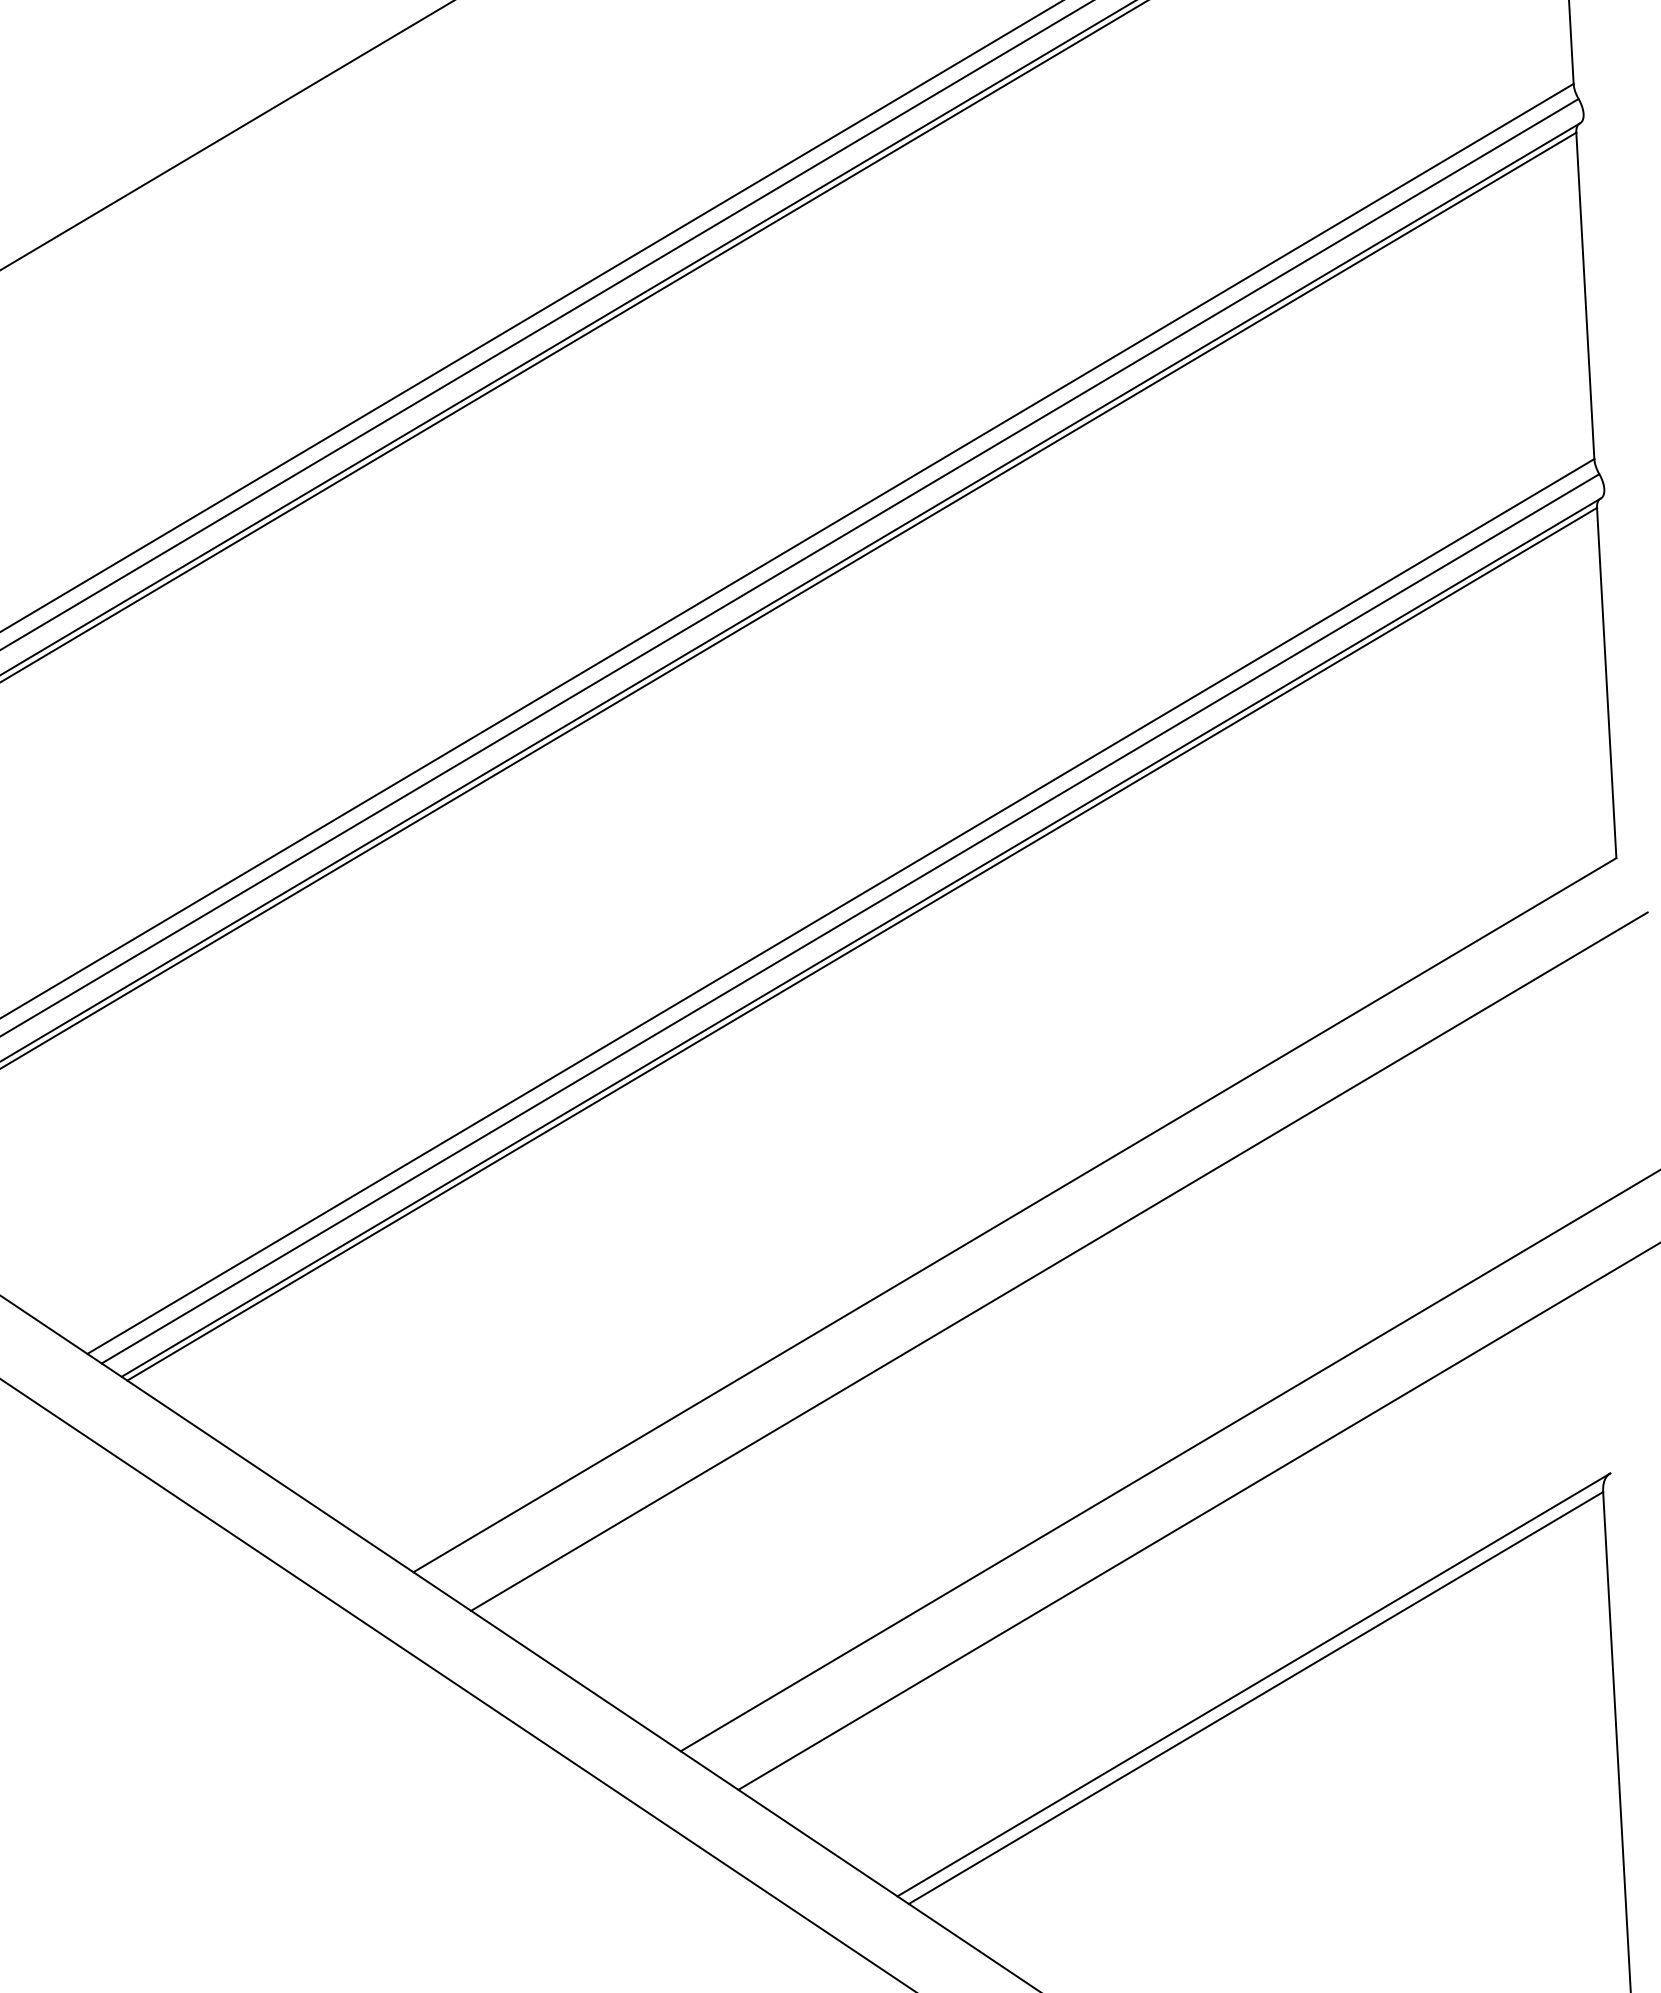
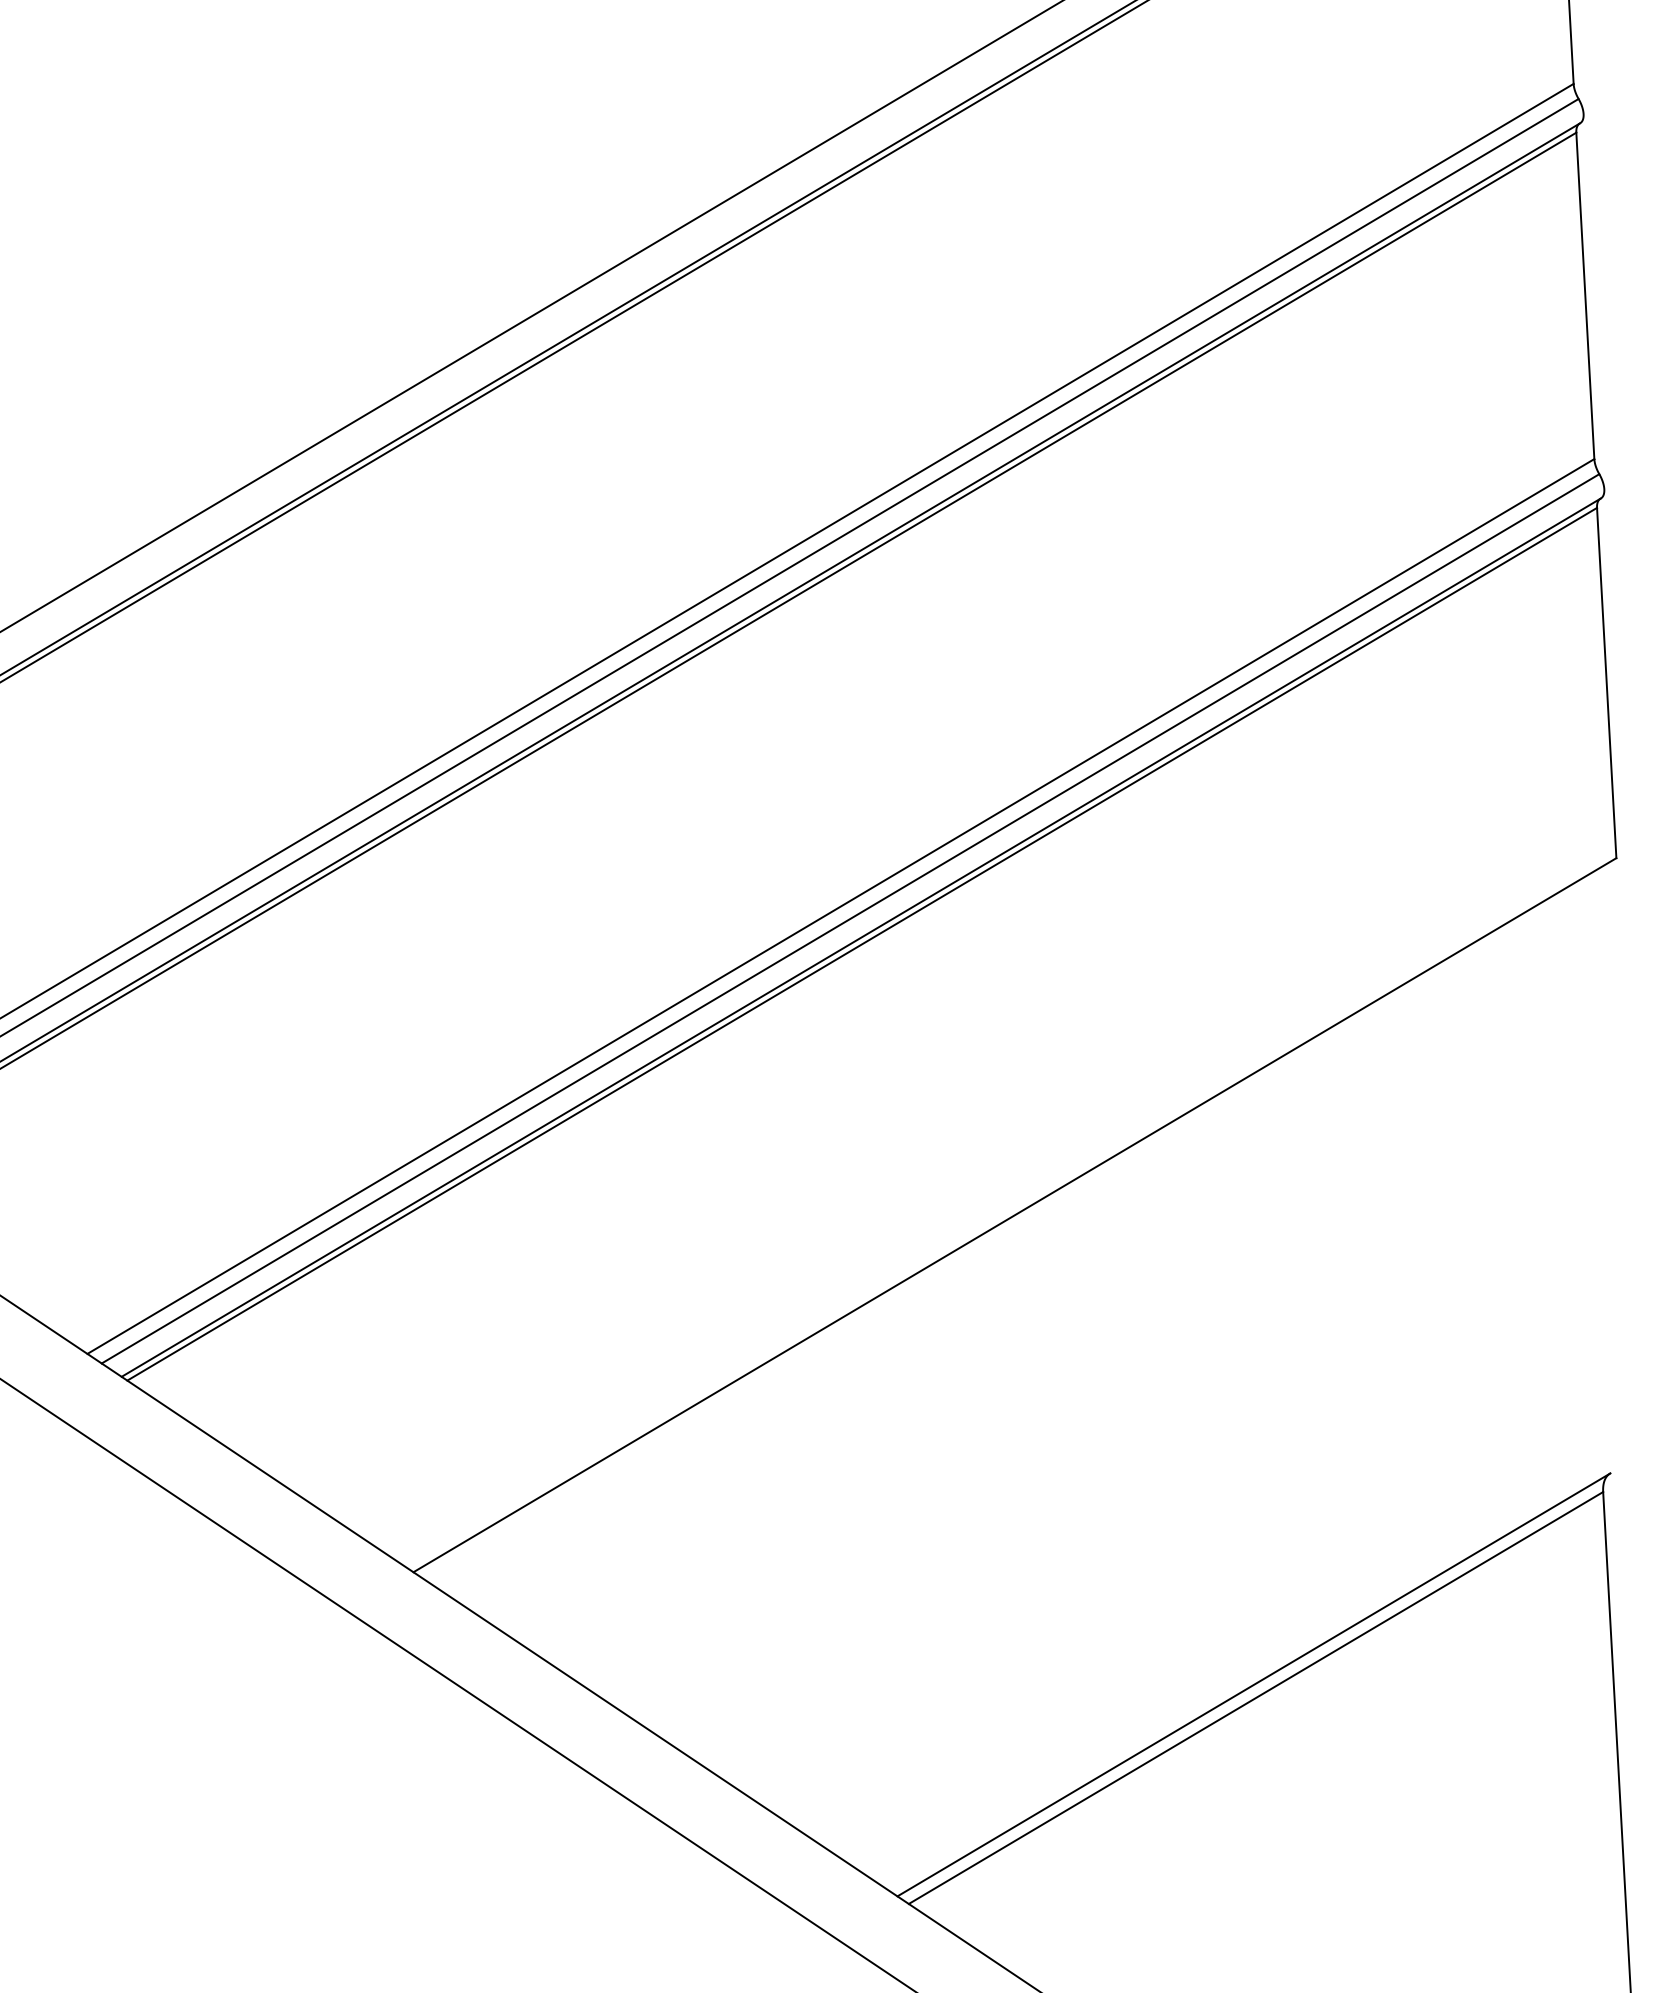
line: present -> none (226, 135)
line: present -> none (546, 325)
line: present -> none (1059, 1261)
line: present -> none (1168, 1461)
line: present -> none (1197, 1516)
